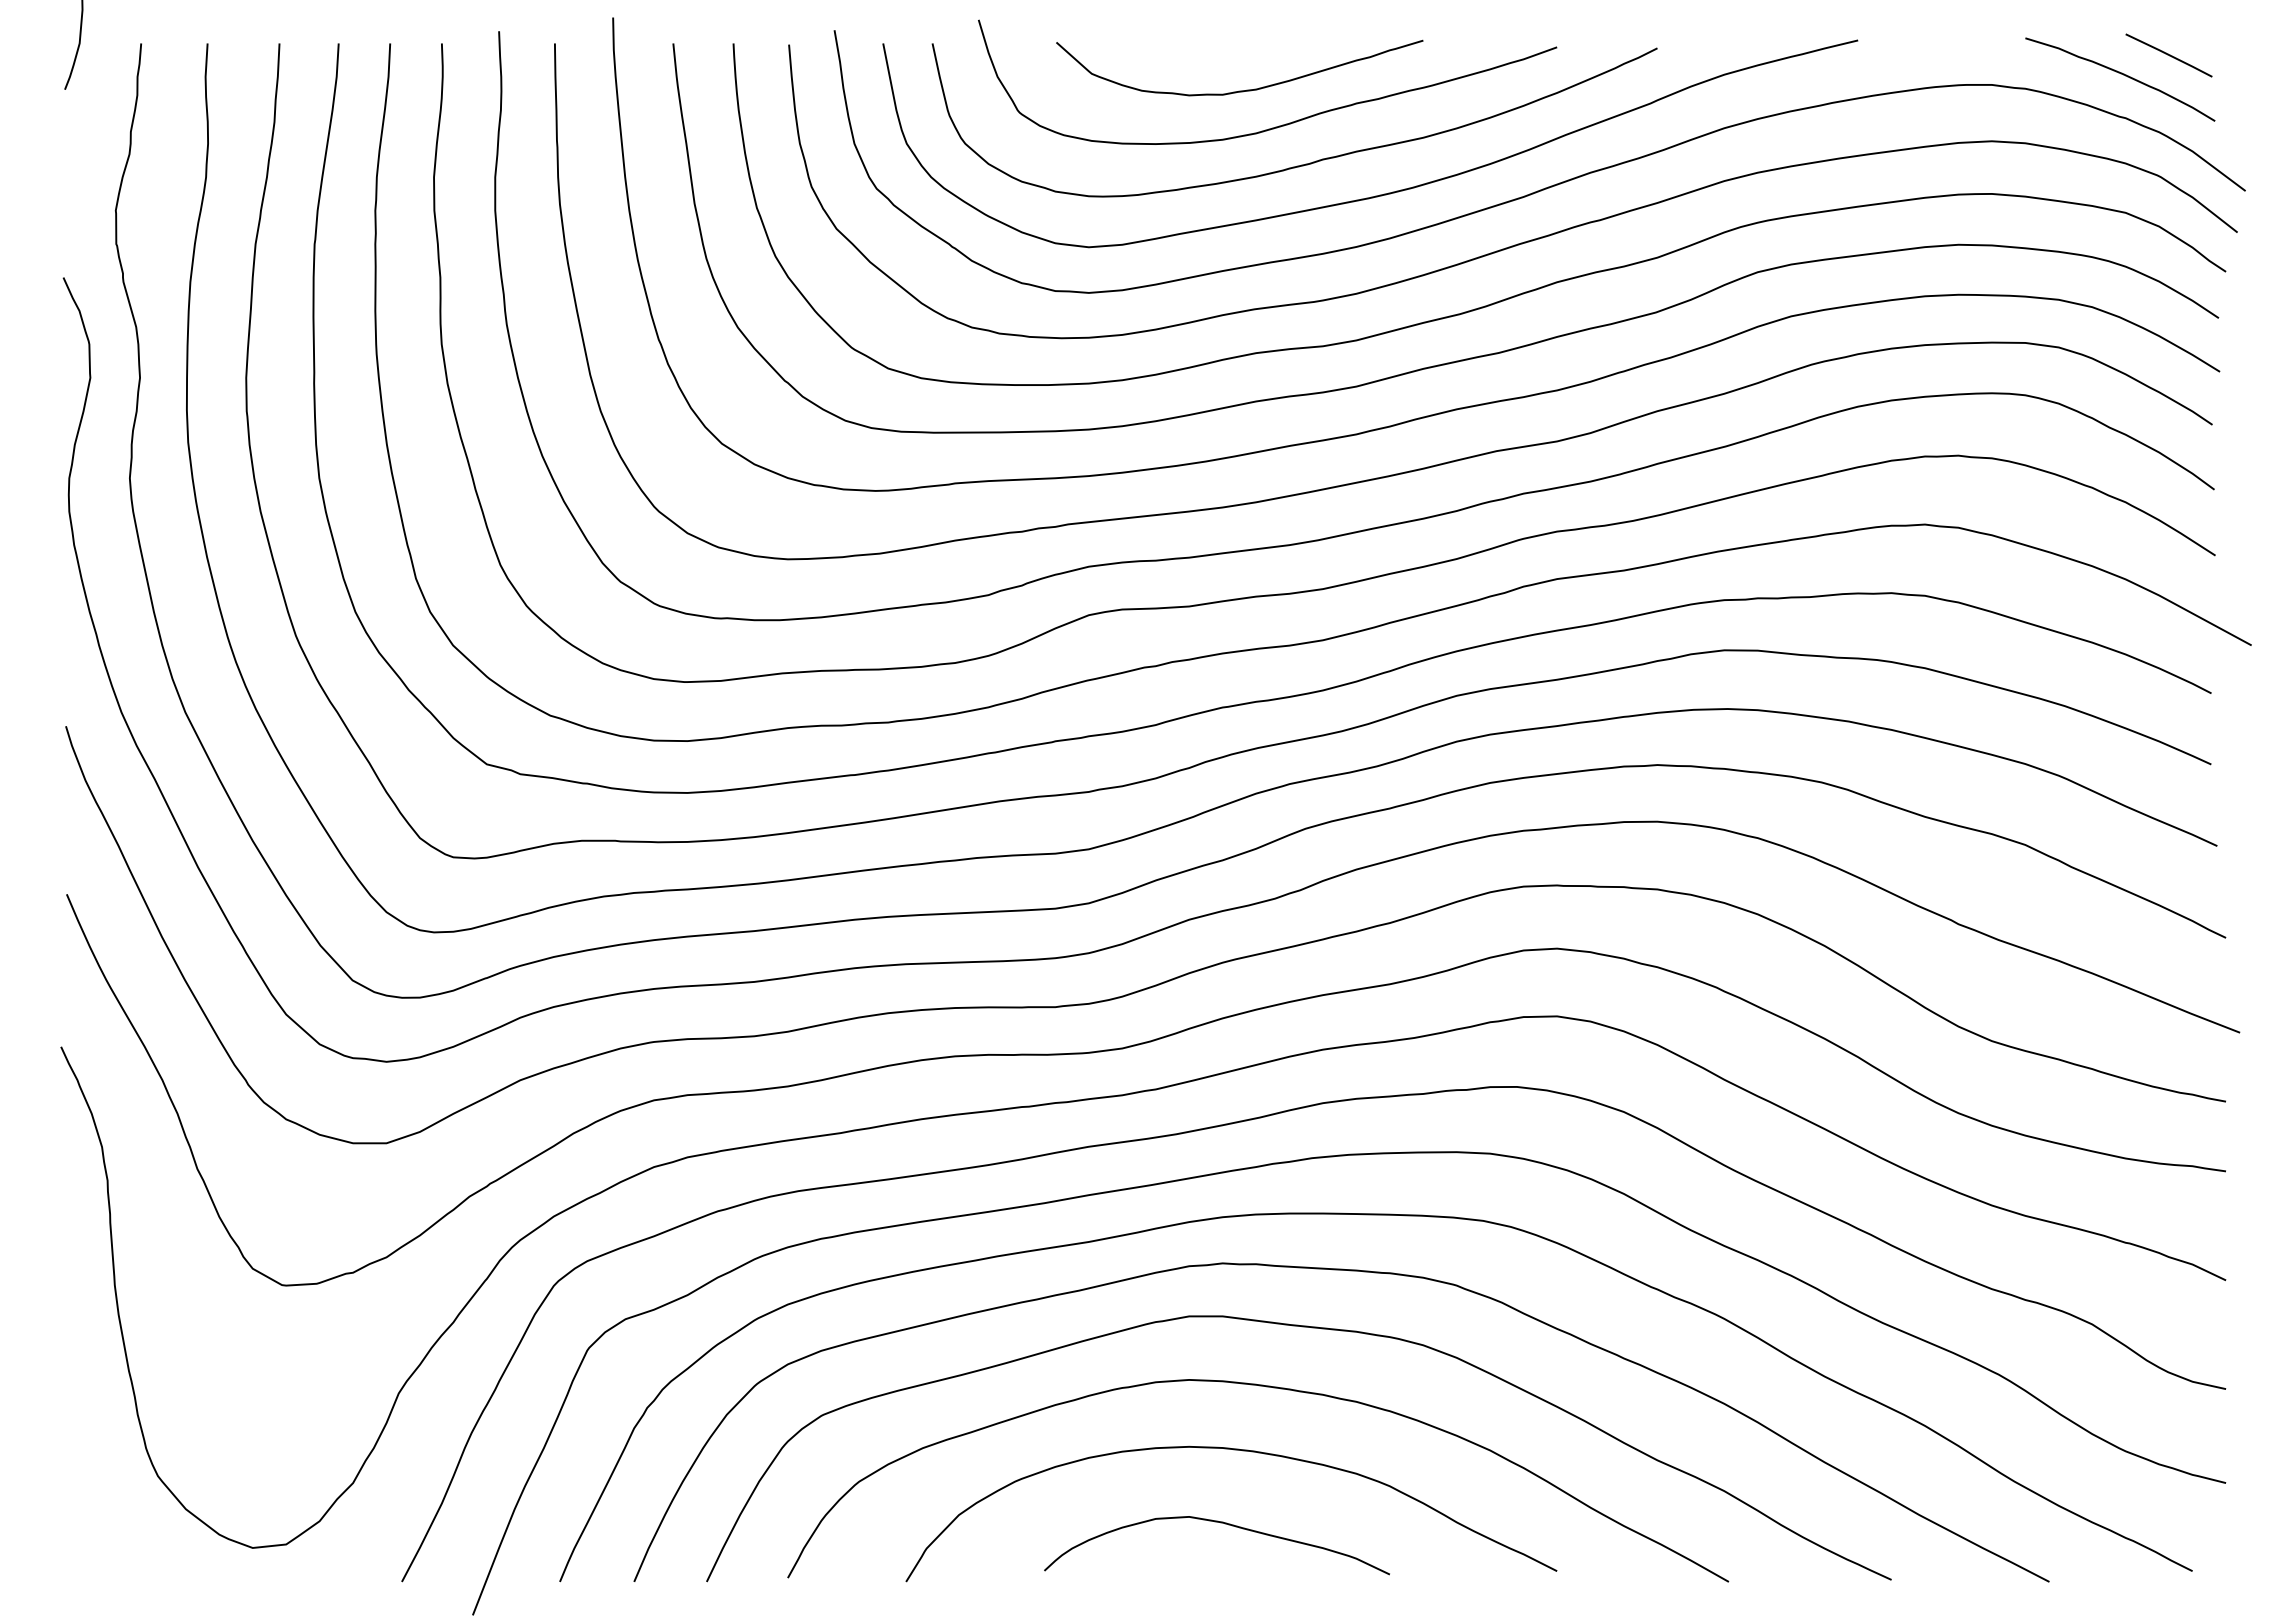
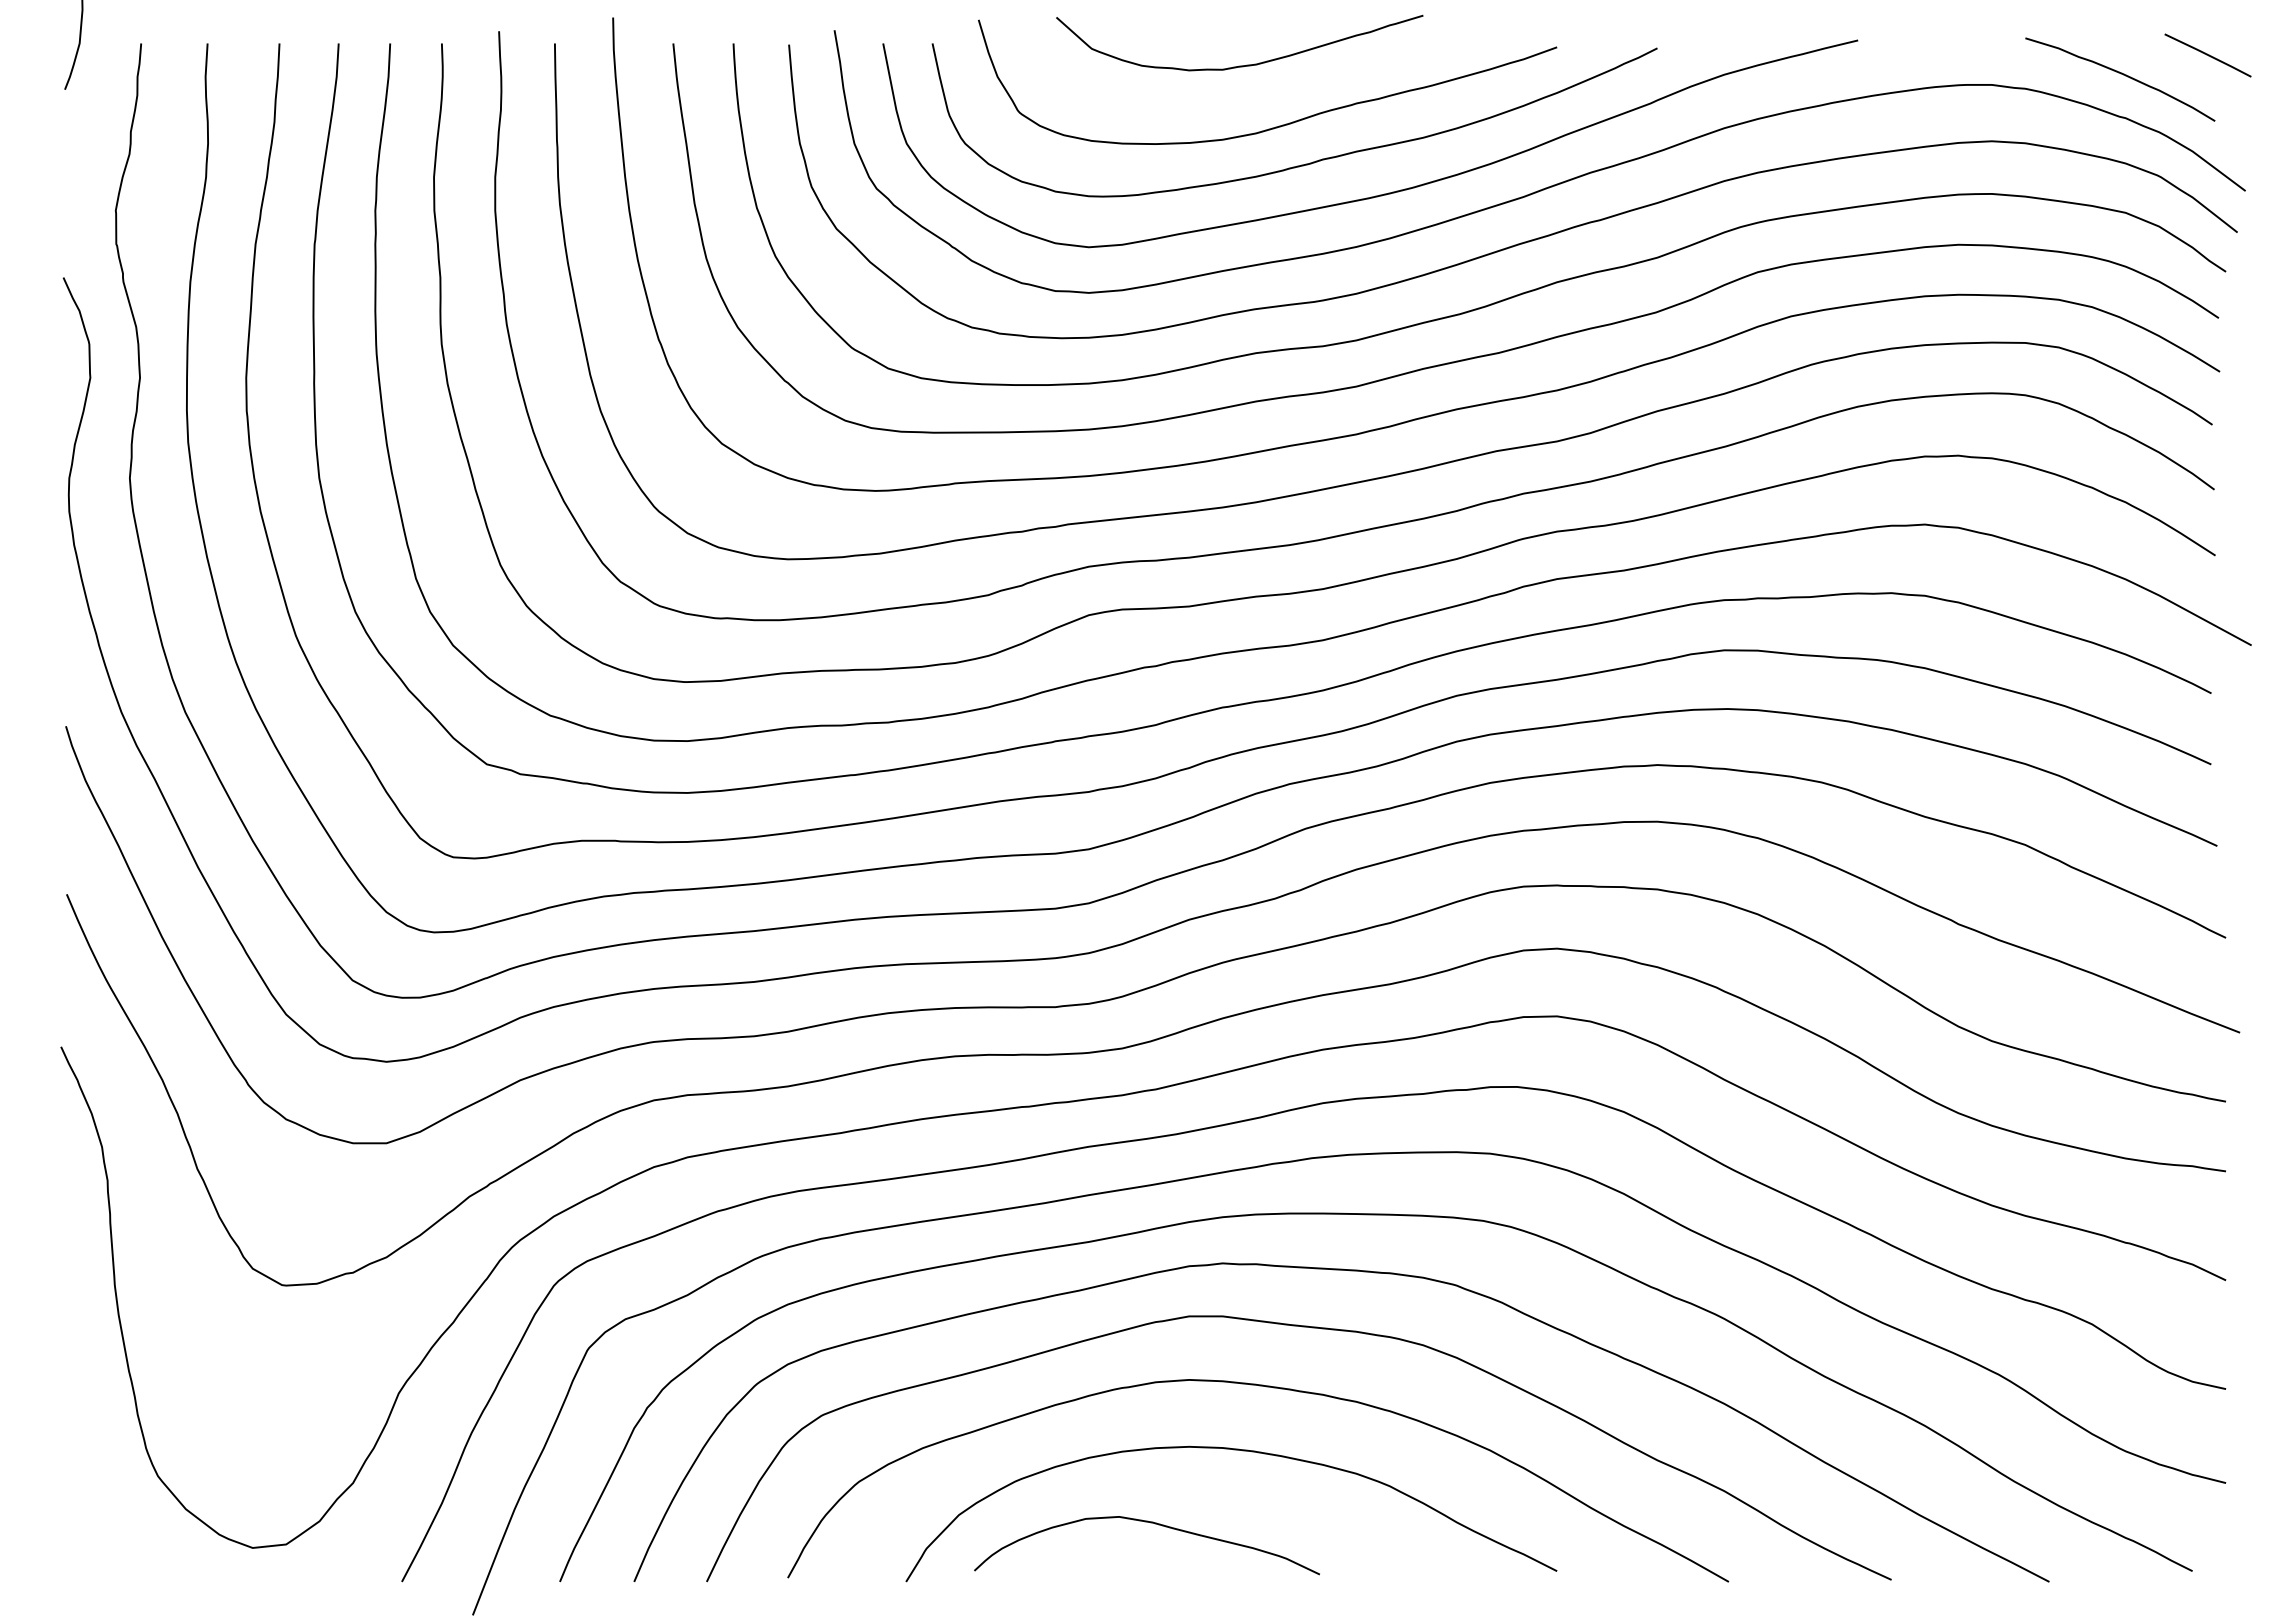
line position: (2168, 55) -> (2207, 55) (2207, 55)
curve position: (1239, 90) -> (1239, 65) (1239, 65)
curve position: (1220, 1523) -> (1150, 1523) (1150, 1523)
